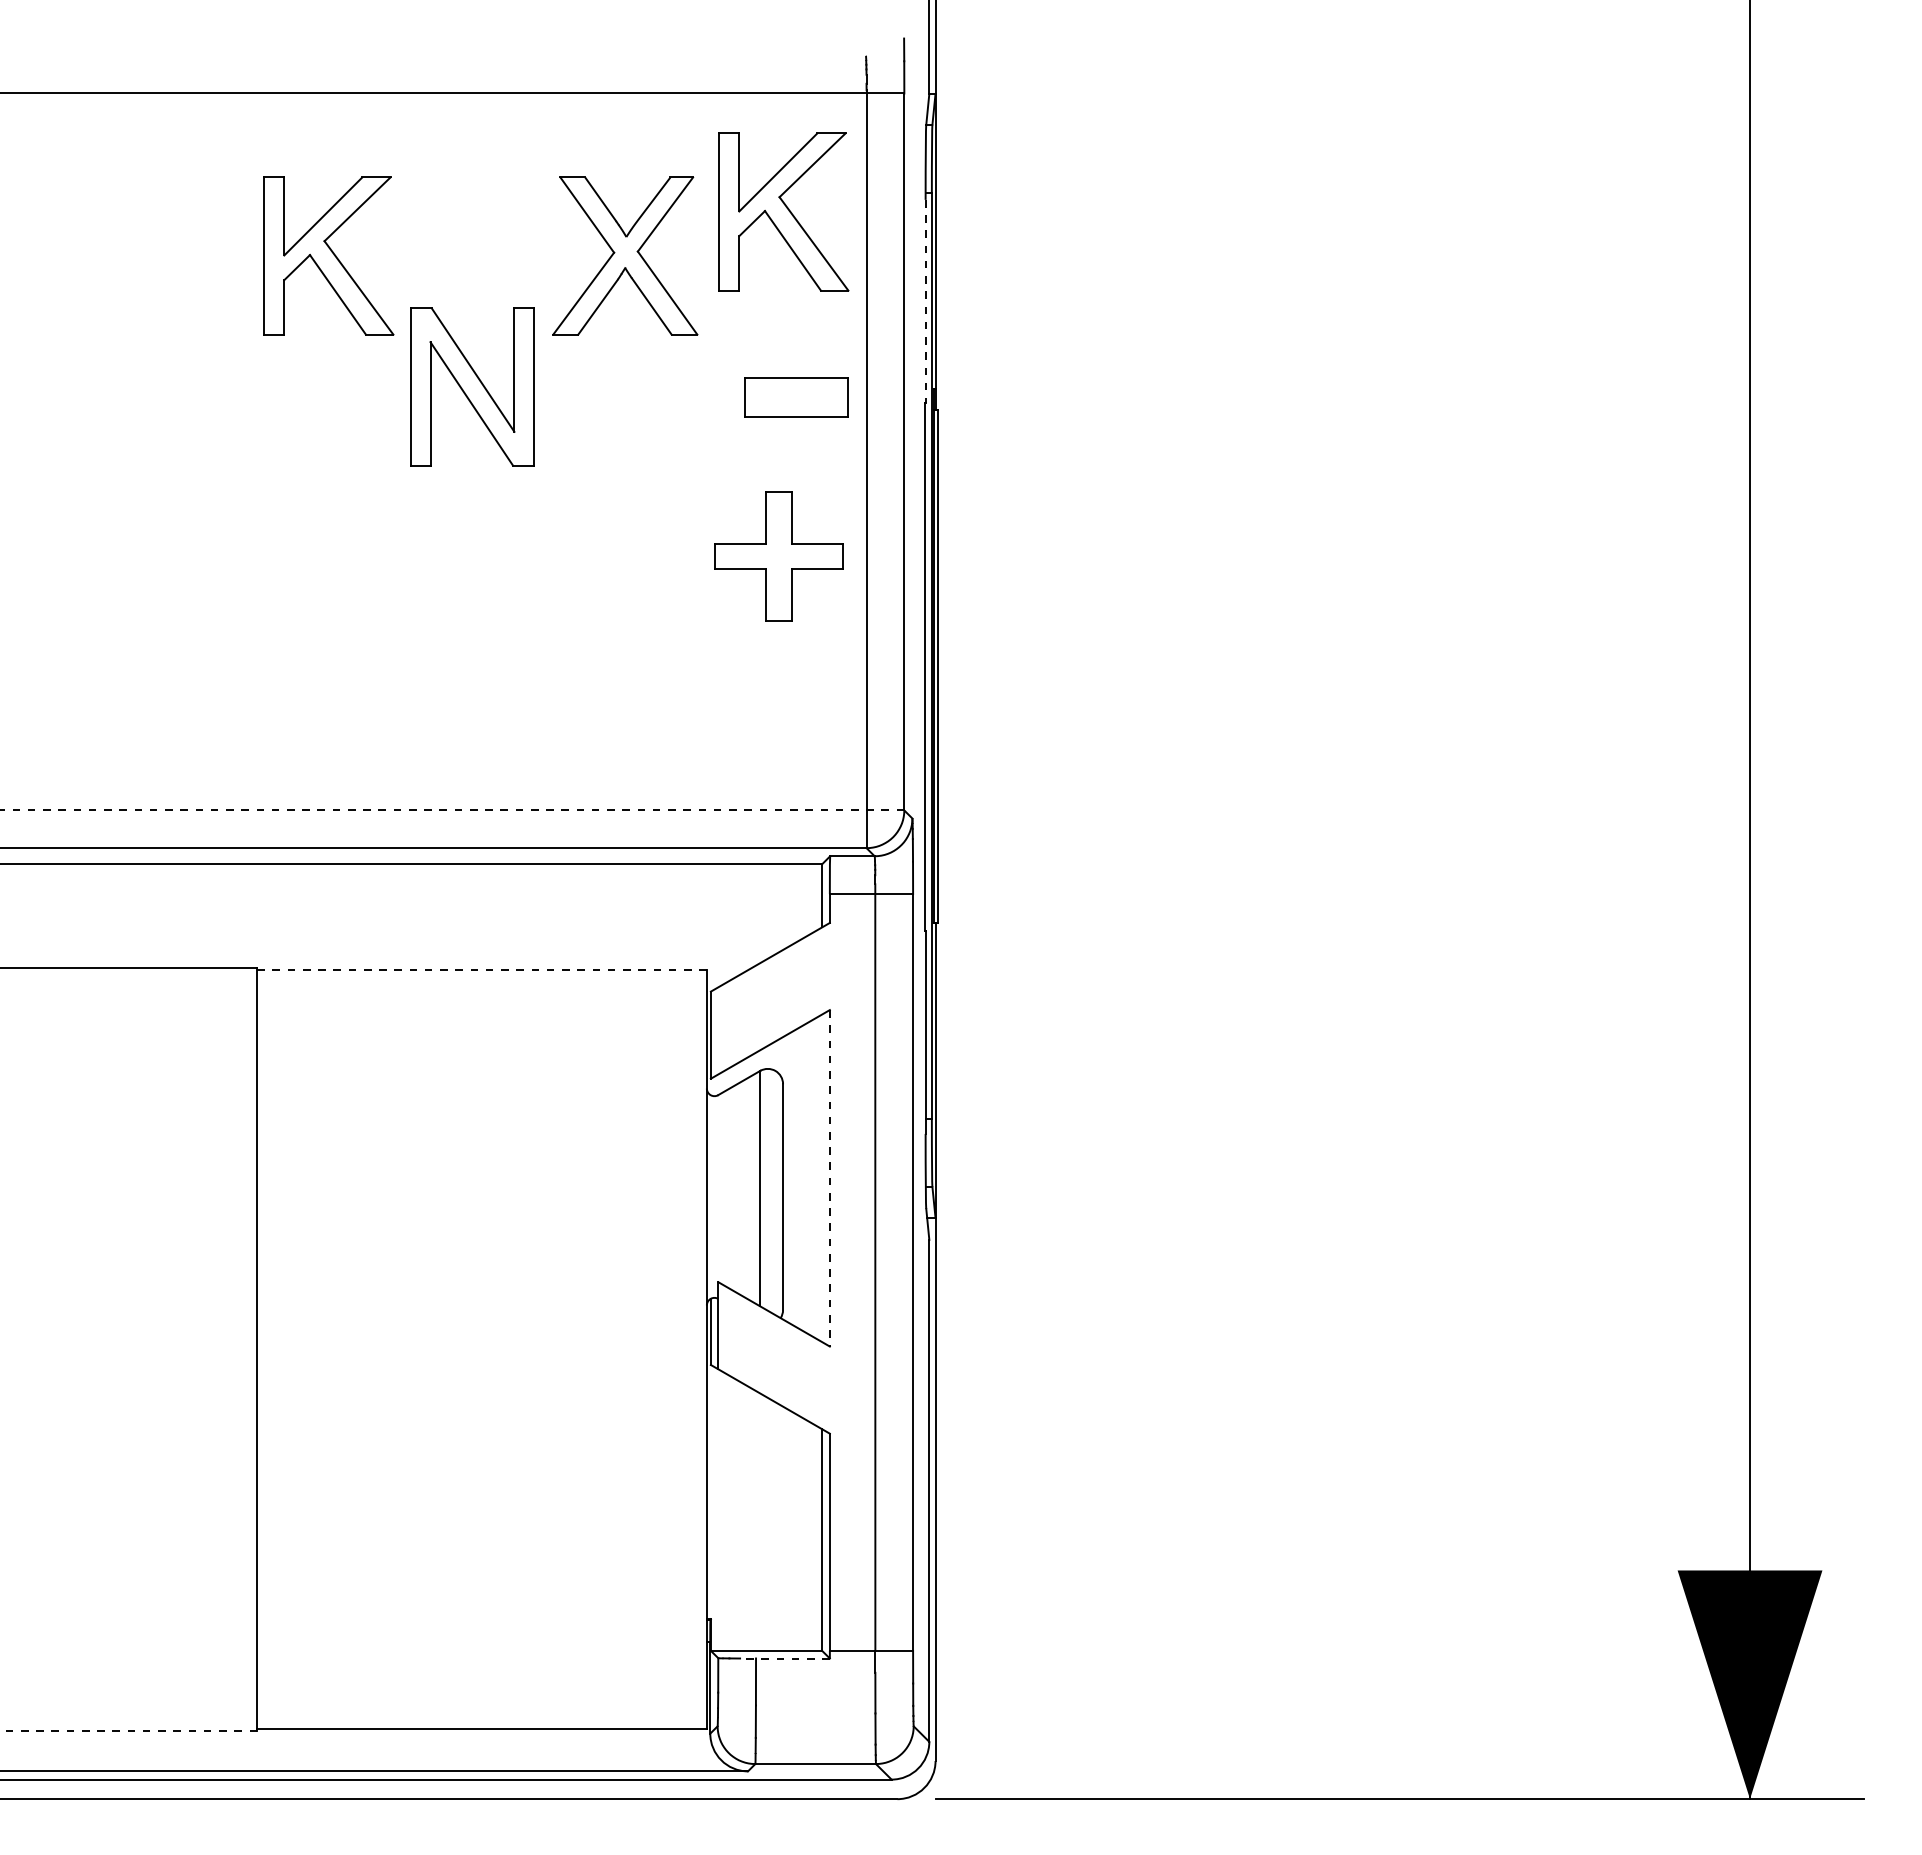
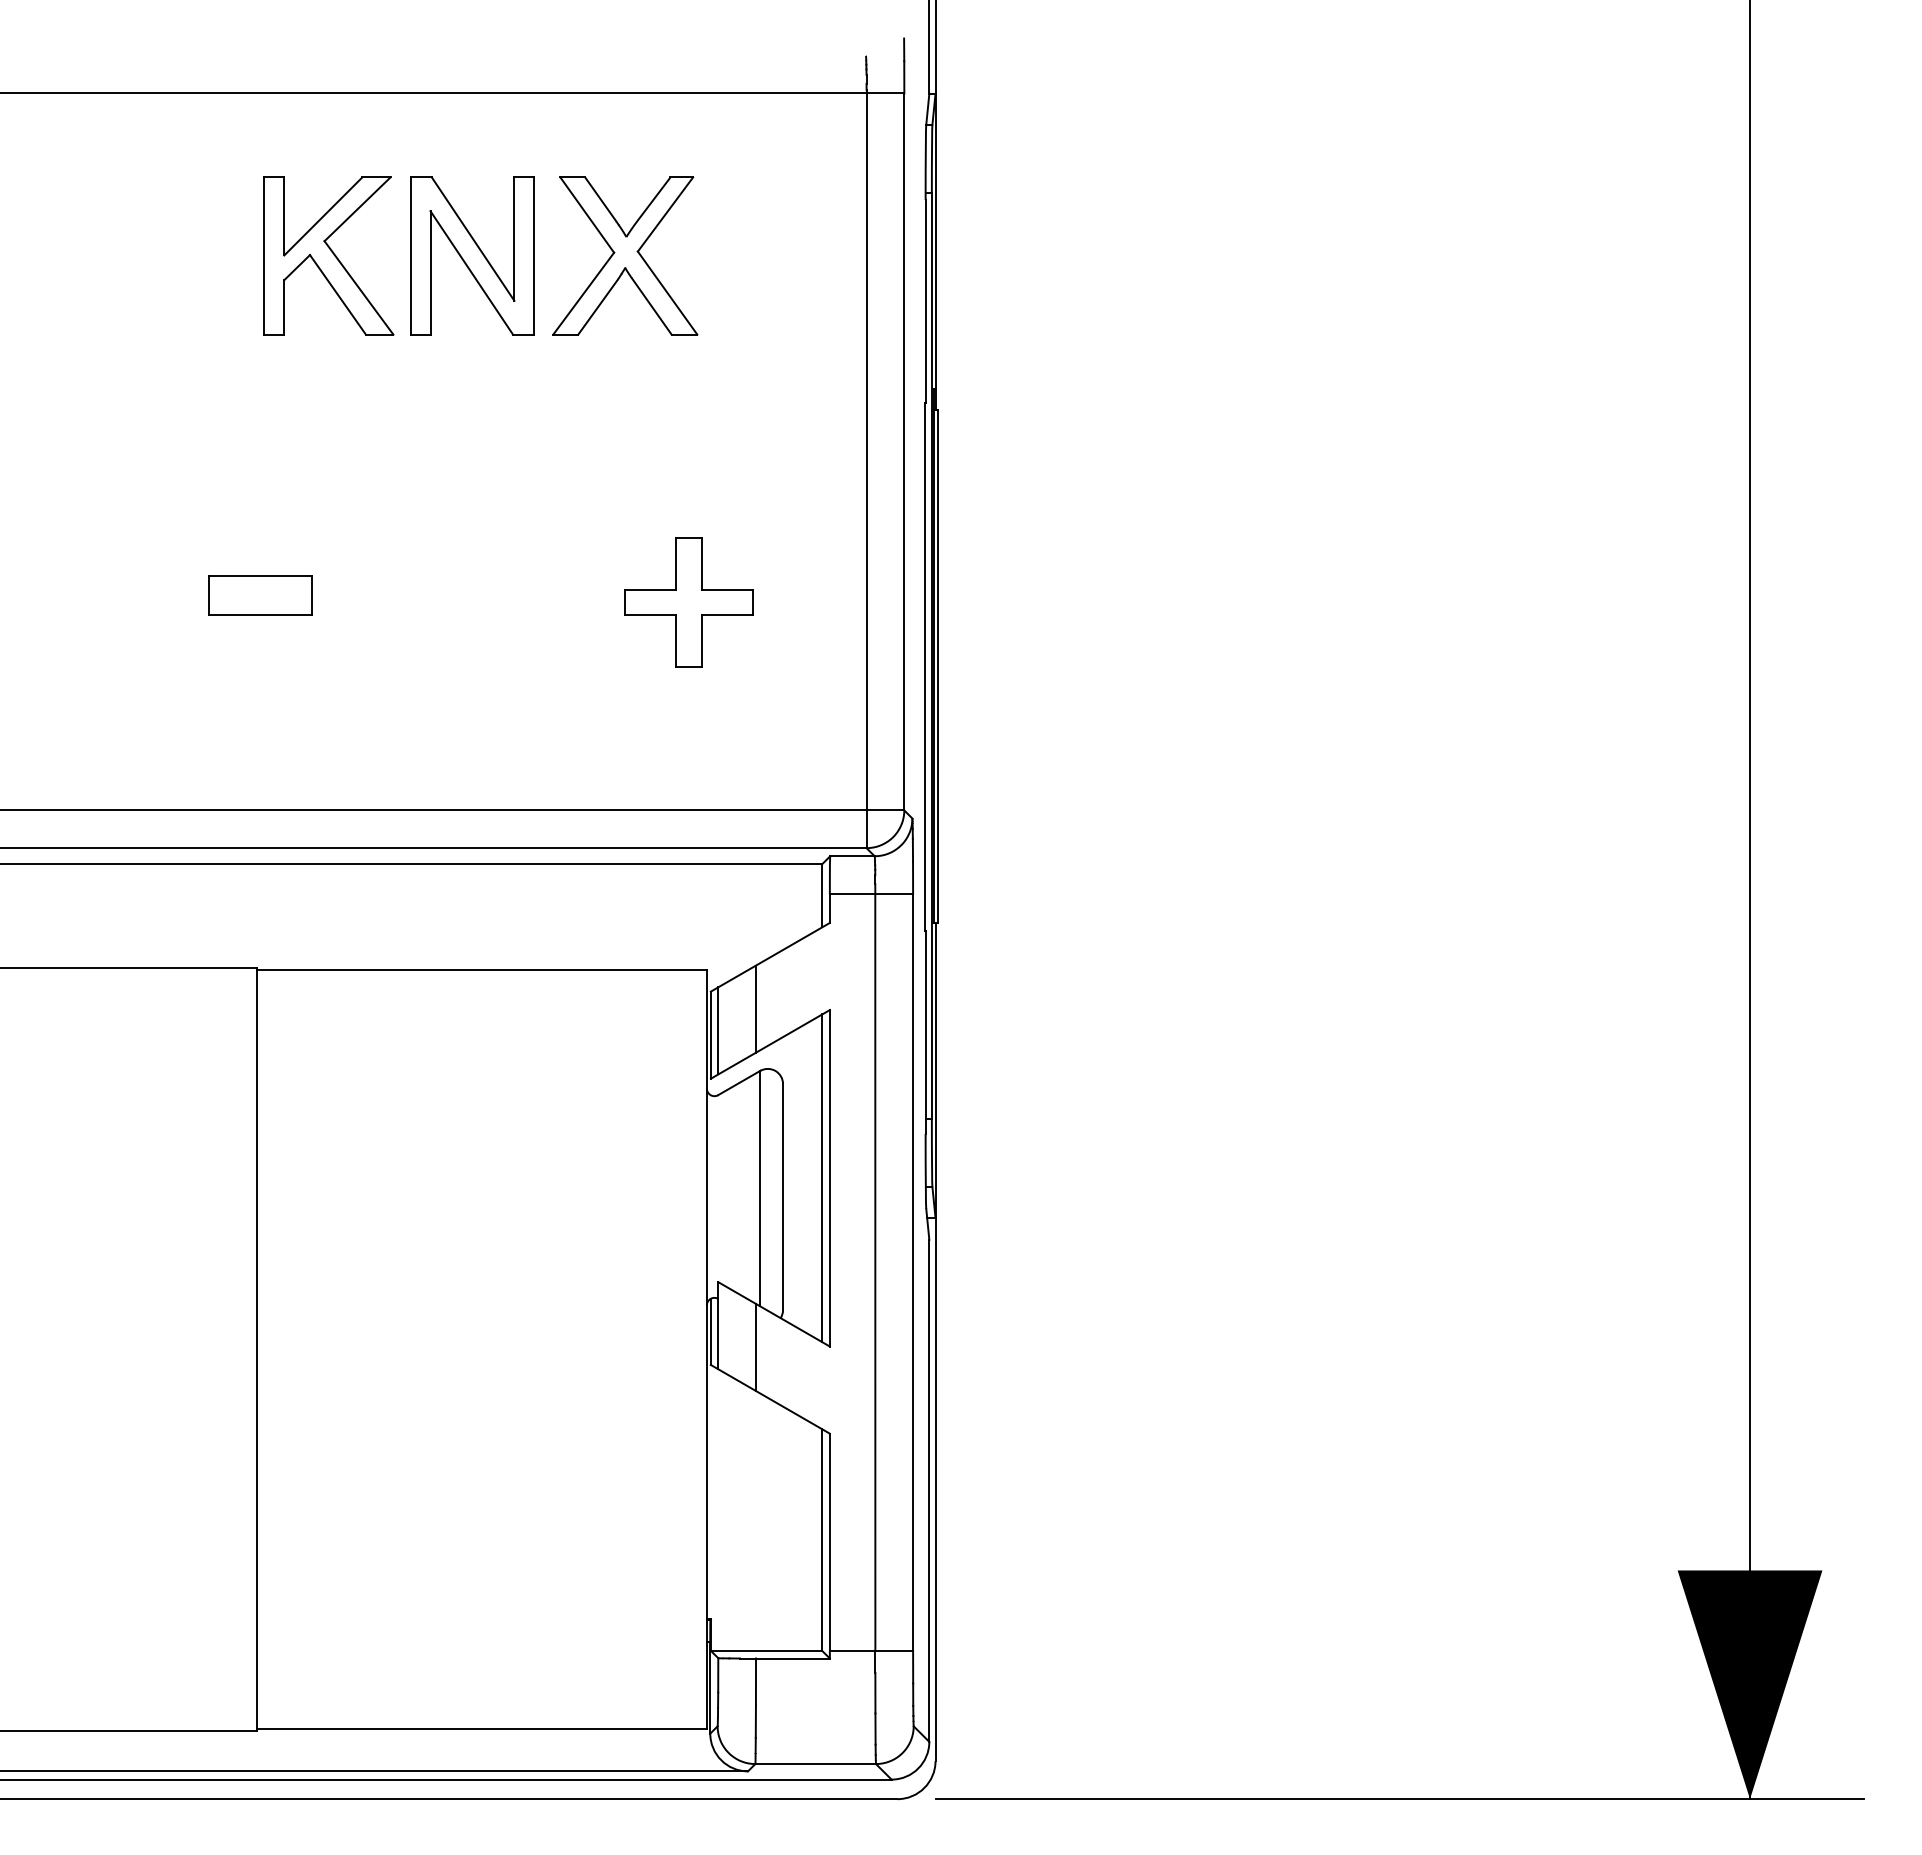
part: present -> none (783, 211)
line: dashed -> solid (925, 301)
part position: (472, 386) -> (472, 255) (472, 255)
part position: (796, 397) -> (260, 595) (260, 595)
part position: (778, 556) -> (688, 602) (688, 602)
line: dashed -> solid (452, 810)
line: dashed -> solid (482, 969)
line: none -> present (756, 1008)
line: none -> present (718, 1030)
line: none -> present (822, 1178)
line: dashed -> solid (829, 1178)
line: none -> present (756, 1347)
line: dashed -> solid (784, 1658)
line: dashed -> solid (129, 1730)
